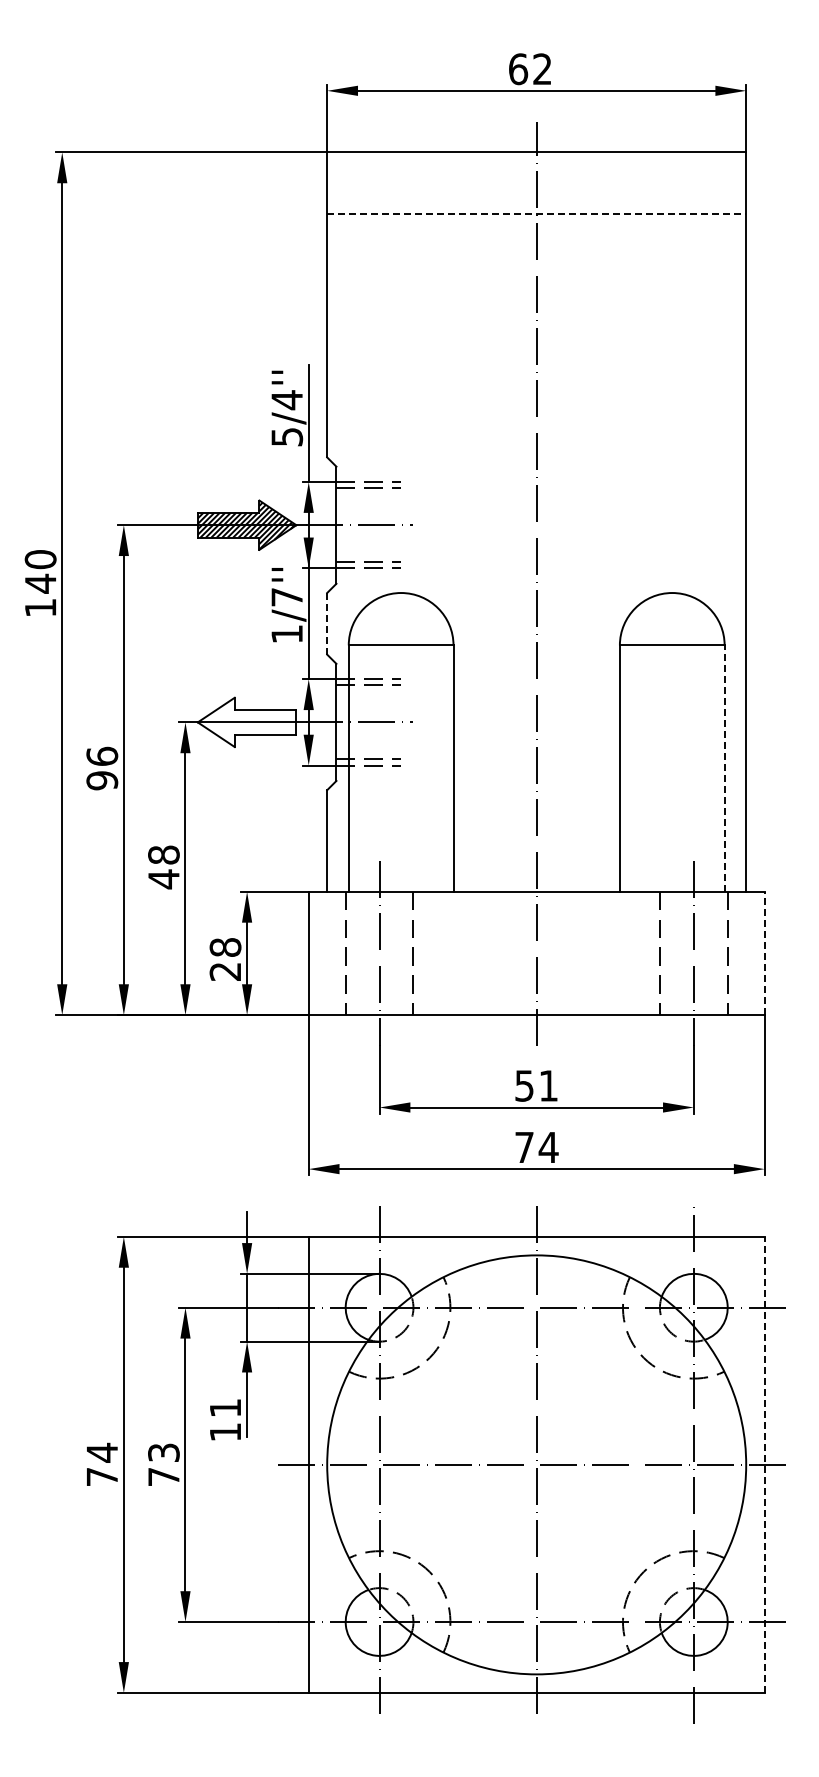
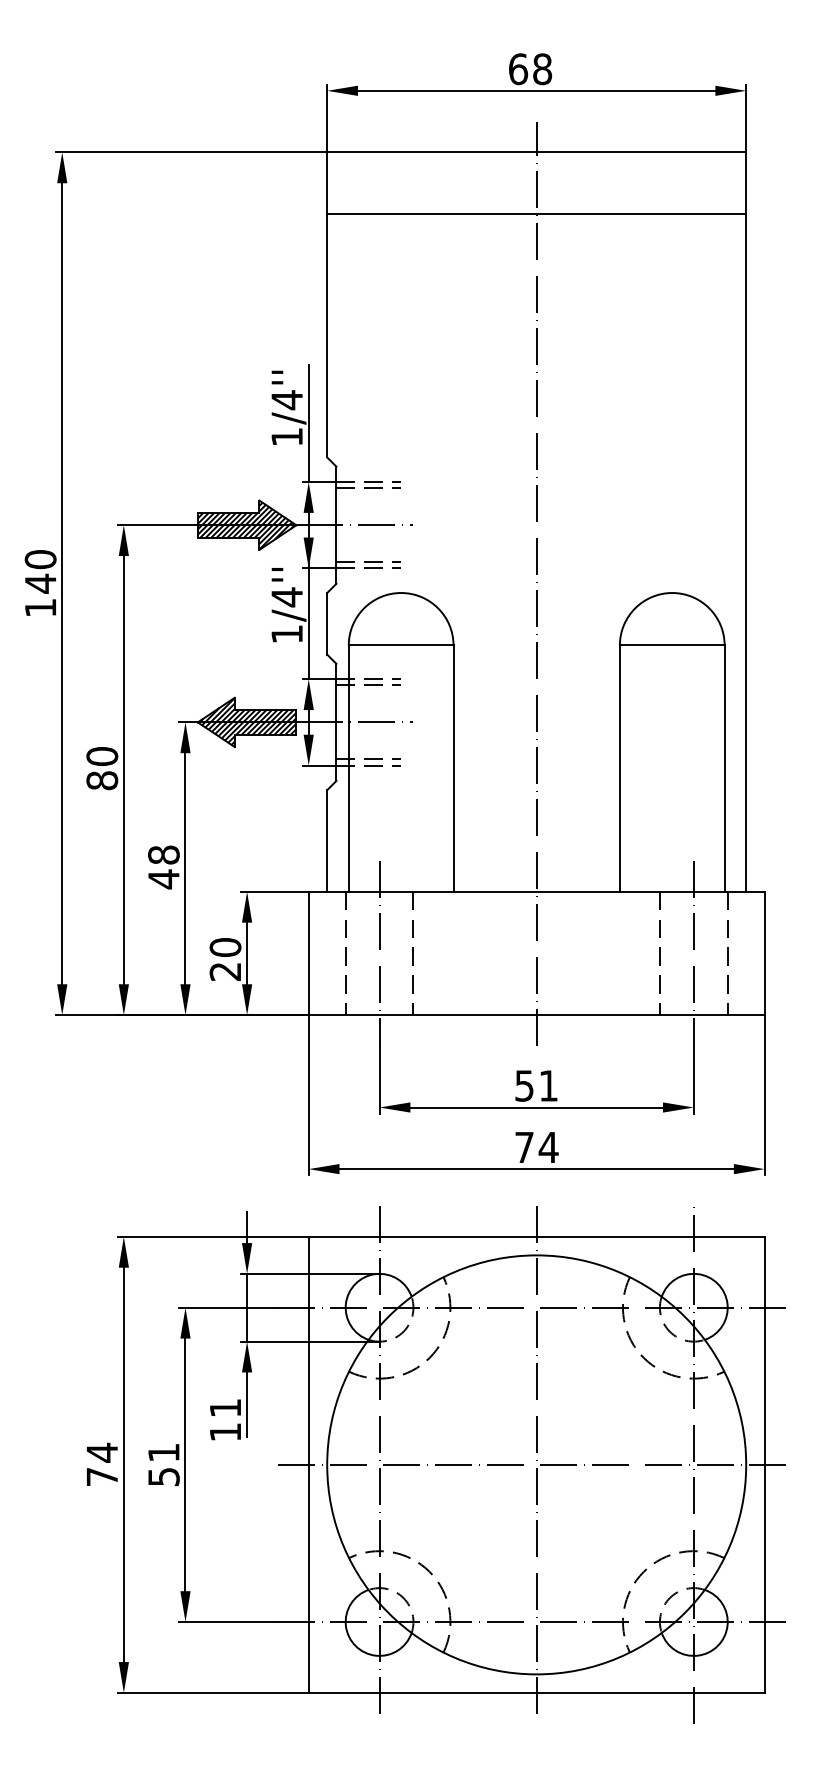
text: 62 -> 68 (542, 69)
line: dashed -> solid (537, 214)
text: 5/4'' -> 1/4'' (287, 437)
text: 1/7'' -> 1/4'' (286, 597)
line: dashed -> solid (327, 623)
hatch: none -> present (247, 721)
text: 96 -> 80 (102, 768)
line: dashed -> solid (724, 768)
text: 28 -> 20 (225, 947)
line: dashed -> solid (764, 953)
text: 73 -> 51 (163, 1464)
line: dashed -> solid (764, 1464)
